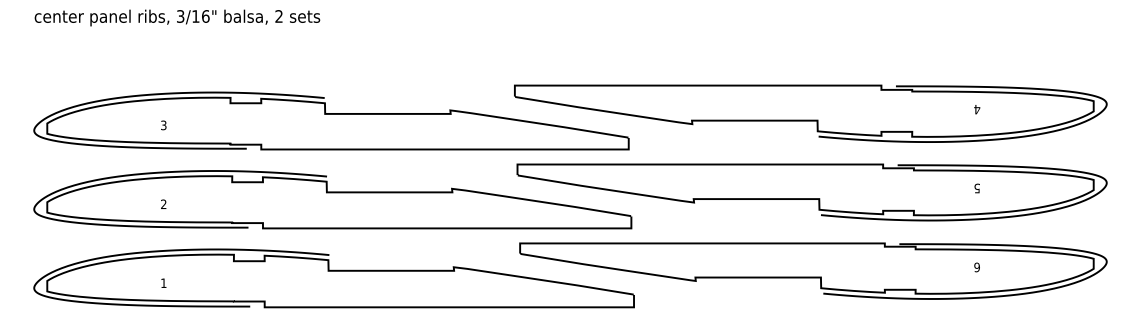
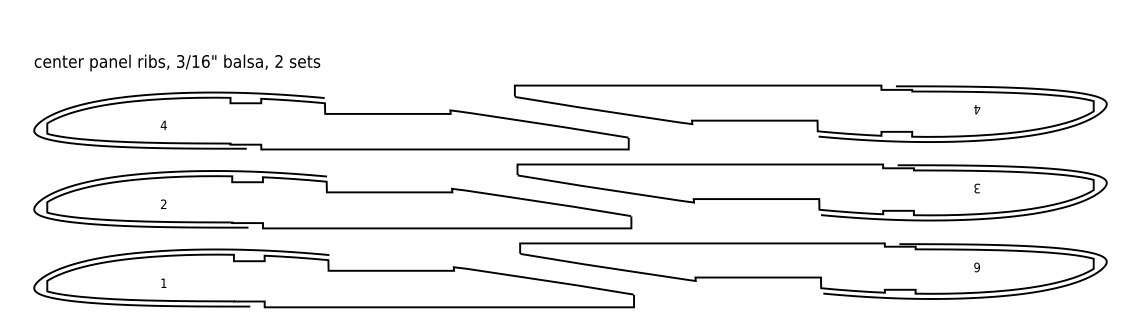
text position: (177, 17) -> (177, 62) (177, 62)
text: 3 -> 4 (163, 125)
text: 5 -> 3 (976, 189)
